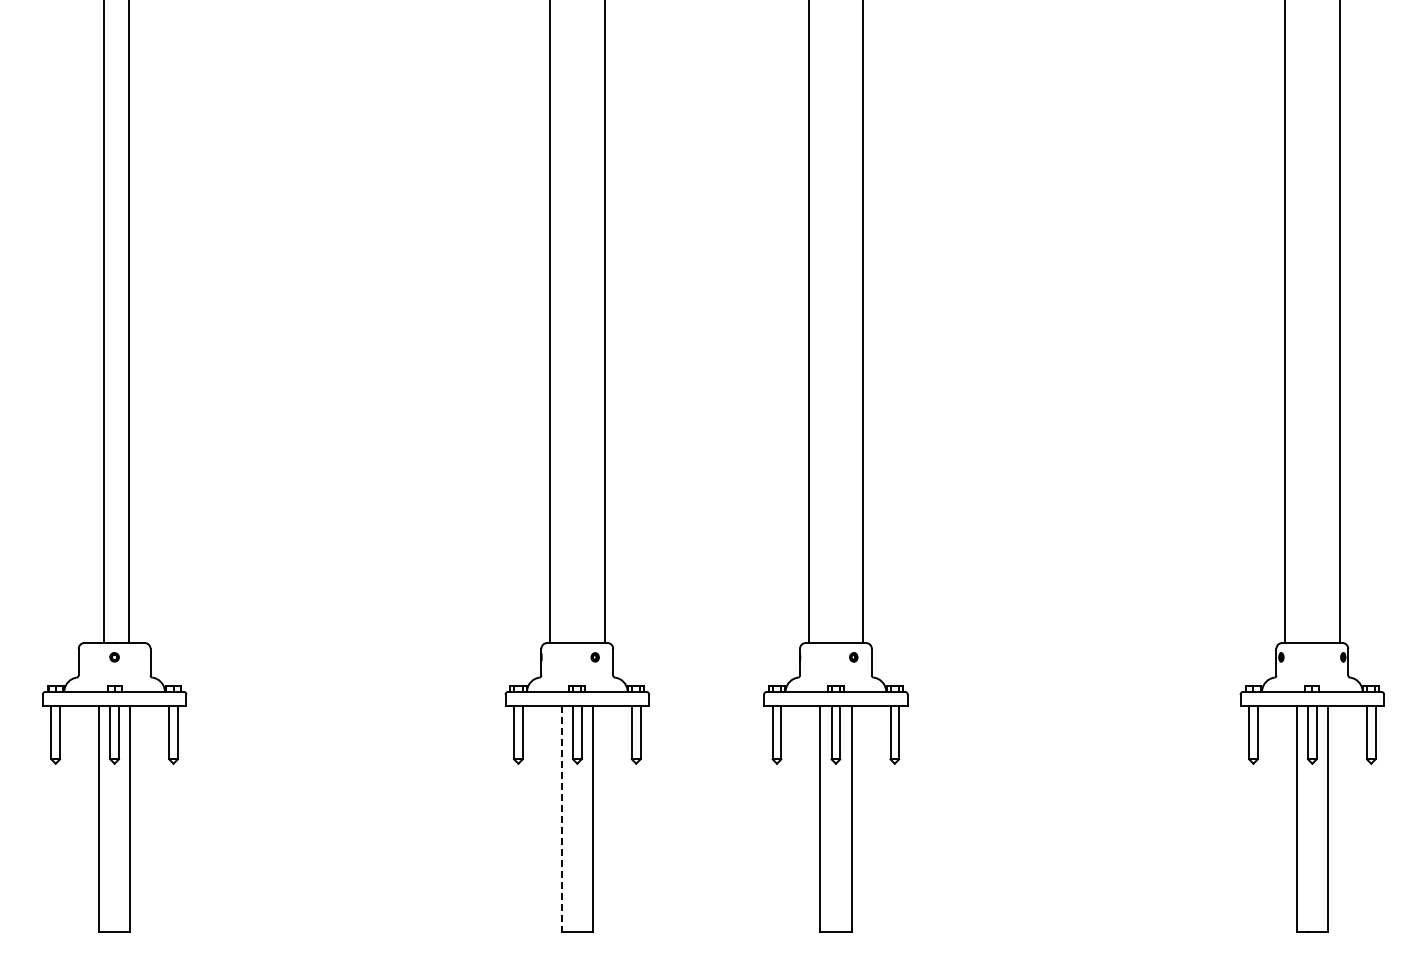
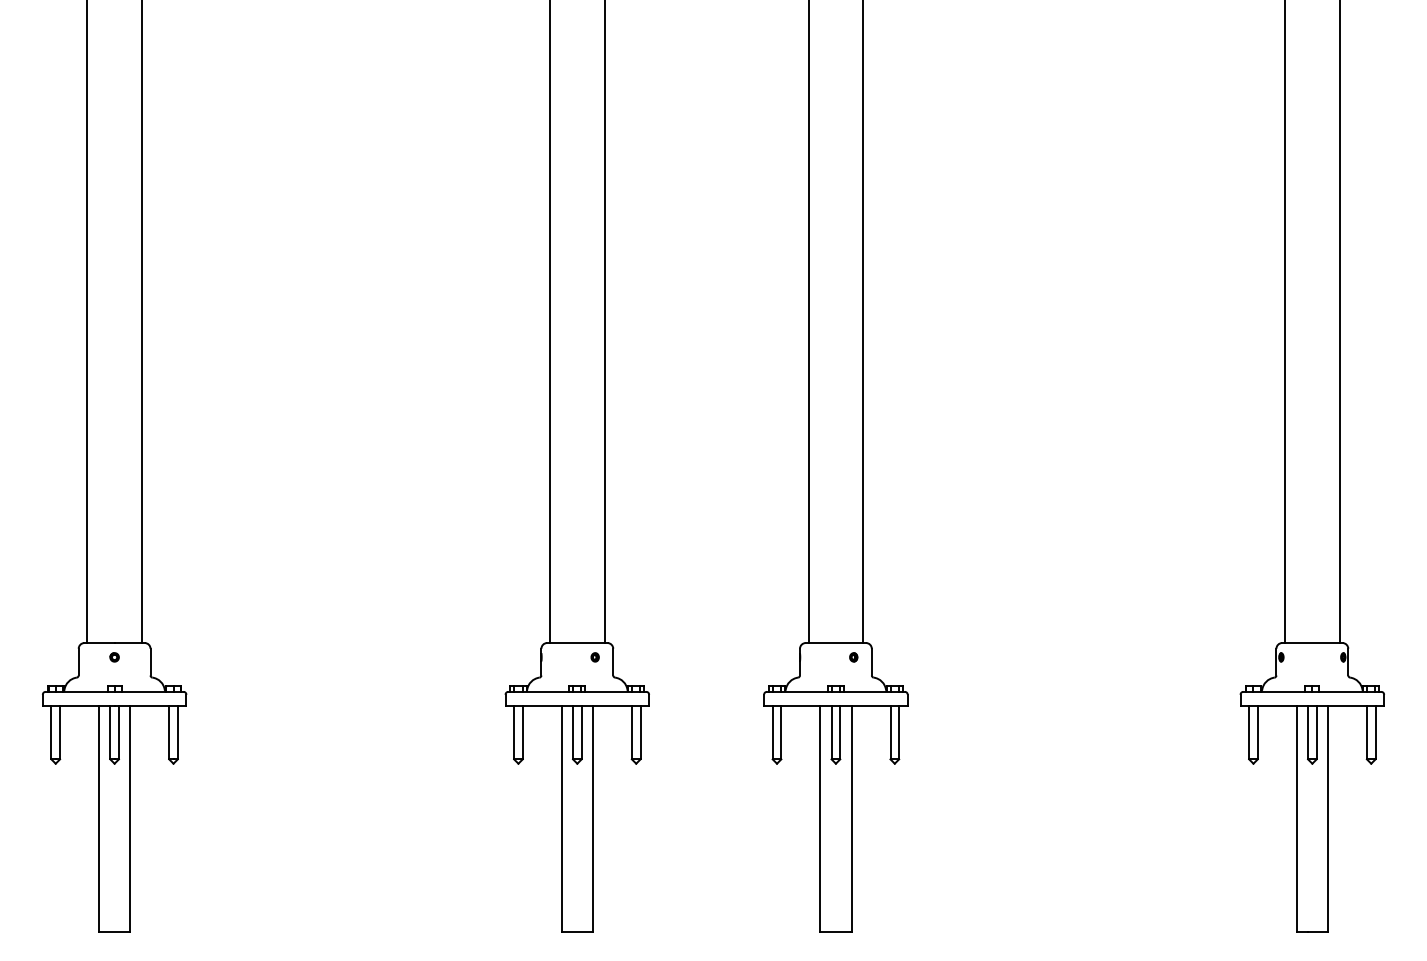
line position: (104, 322) -> (87, 322) (87, 322)
line position: (128, 322) -> (141, 322) (141, 322)
line: dashed -> solid (561, 819)
